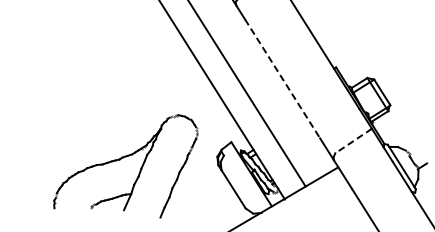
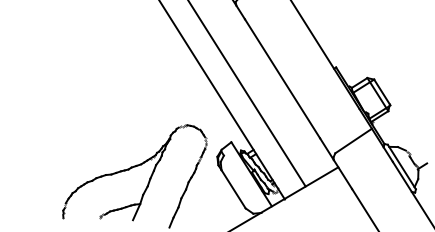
line: dashed -> solid (282, 79)
line: dashed -> solid (353, 141)
part position: (120, 160) -> (129, 170) (129, 170)
